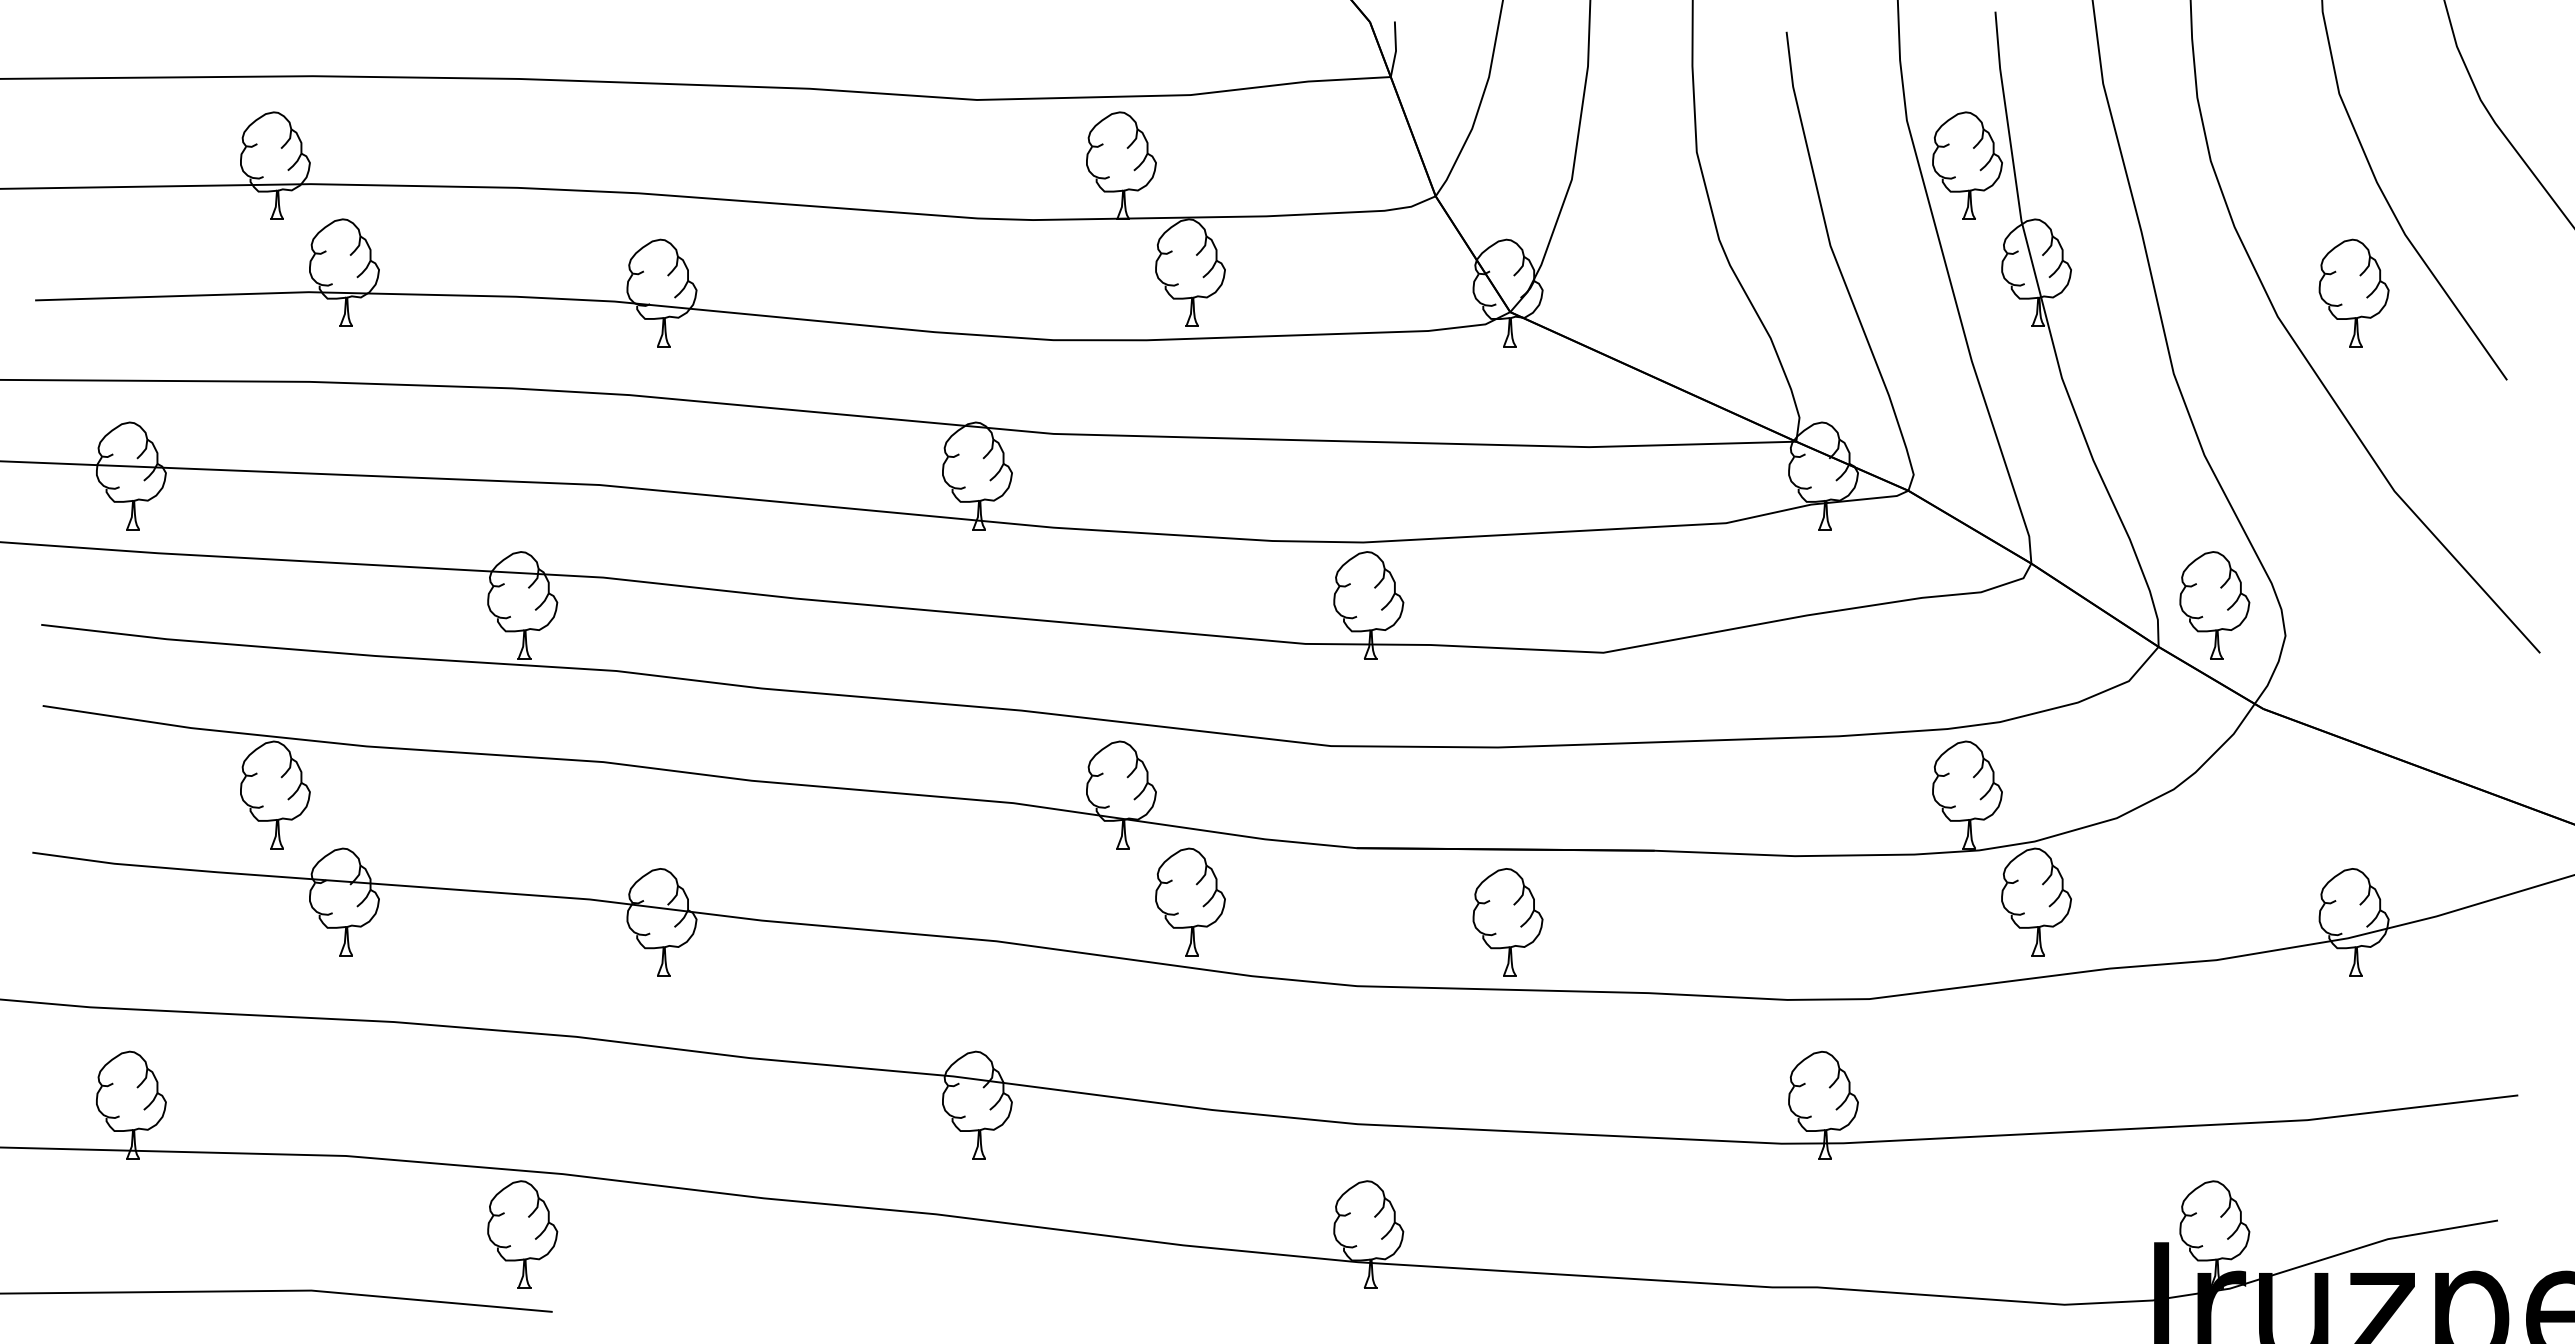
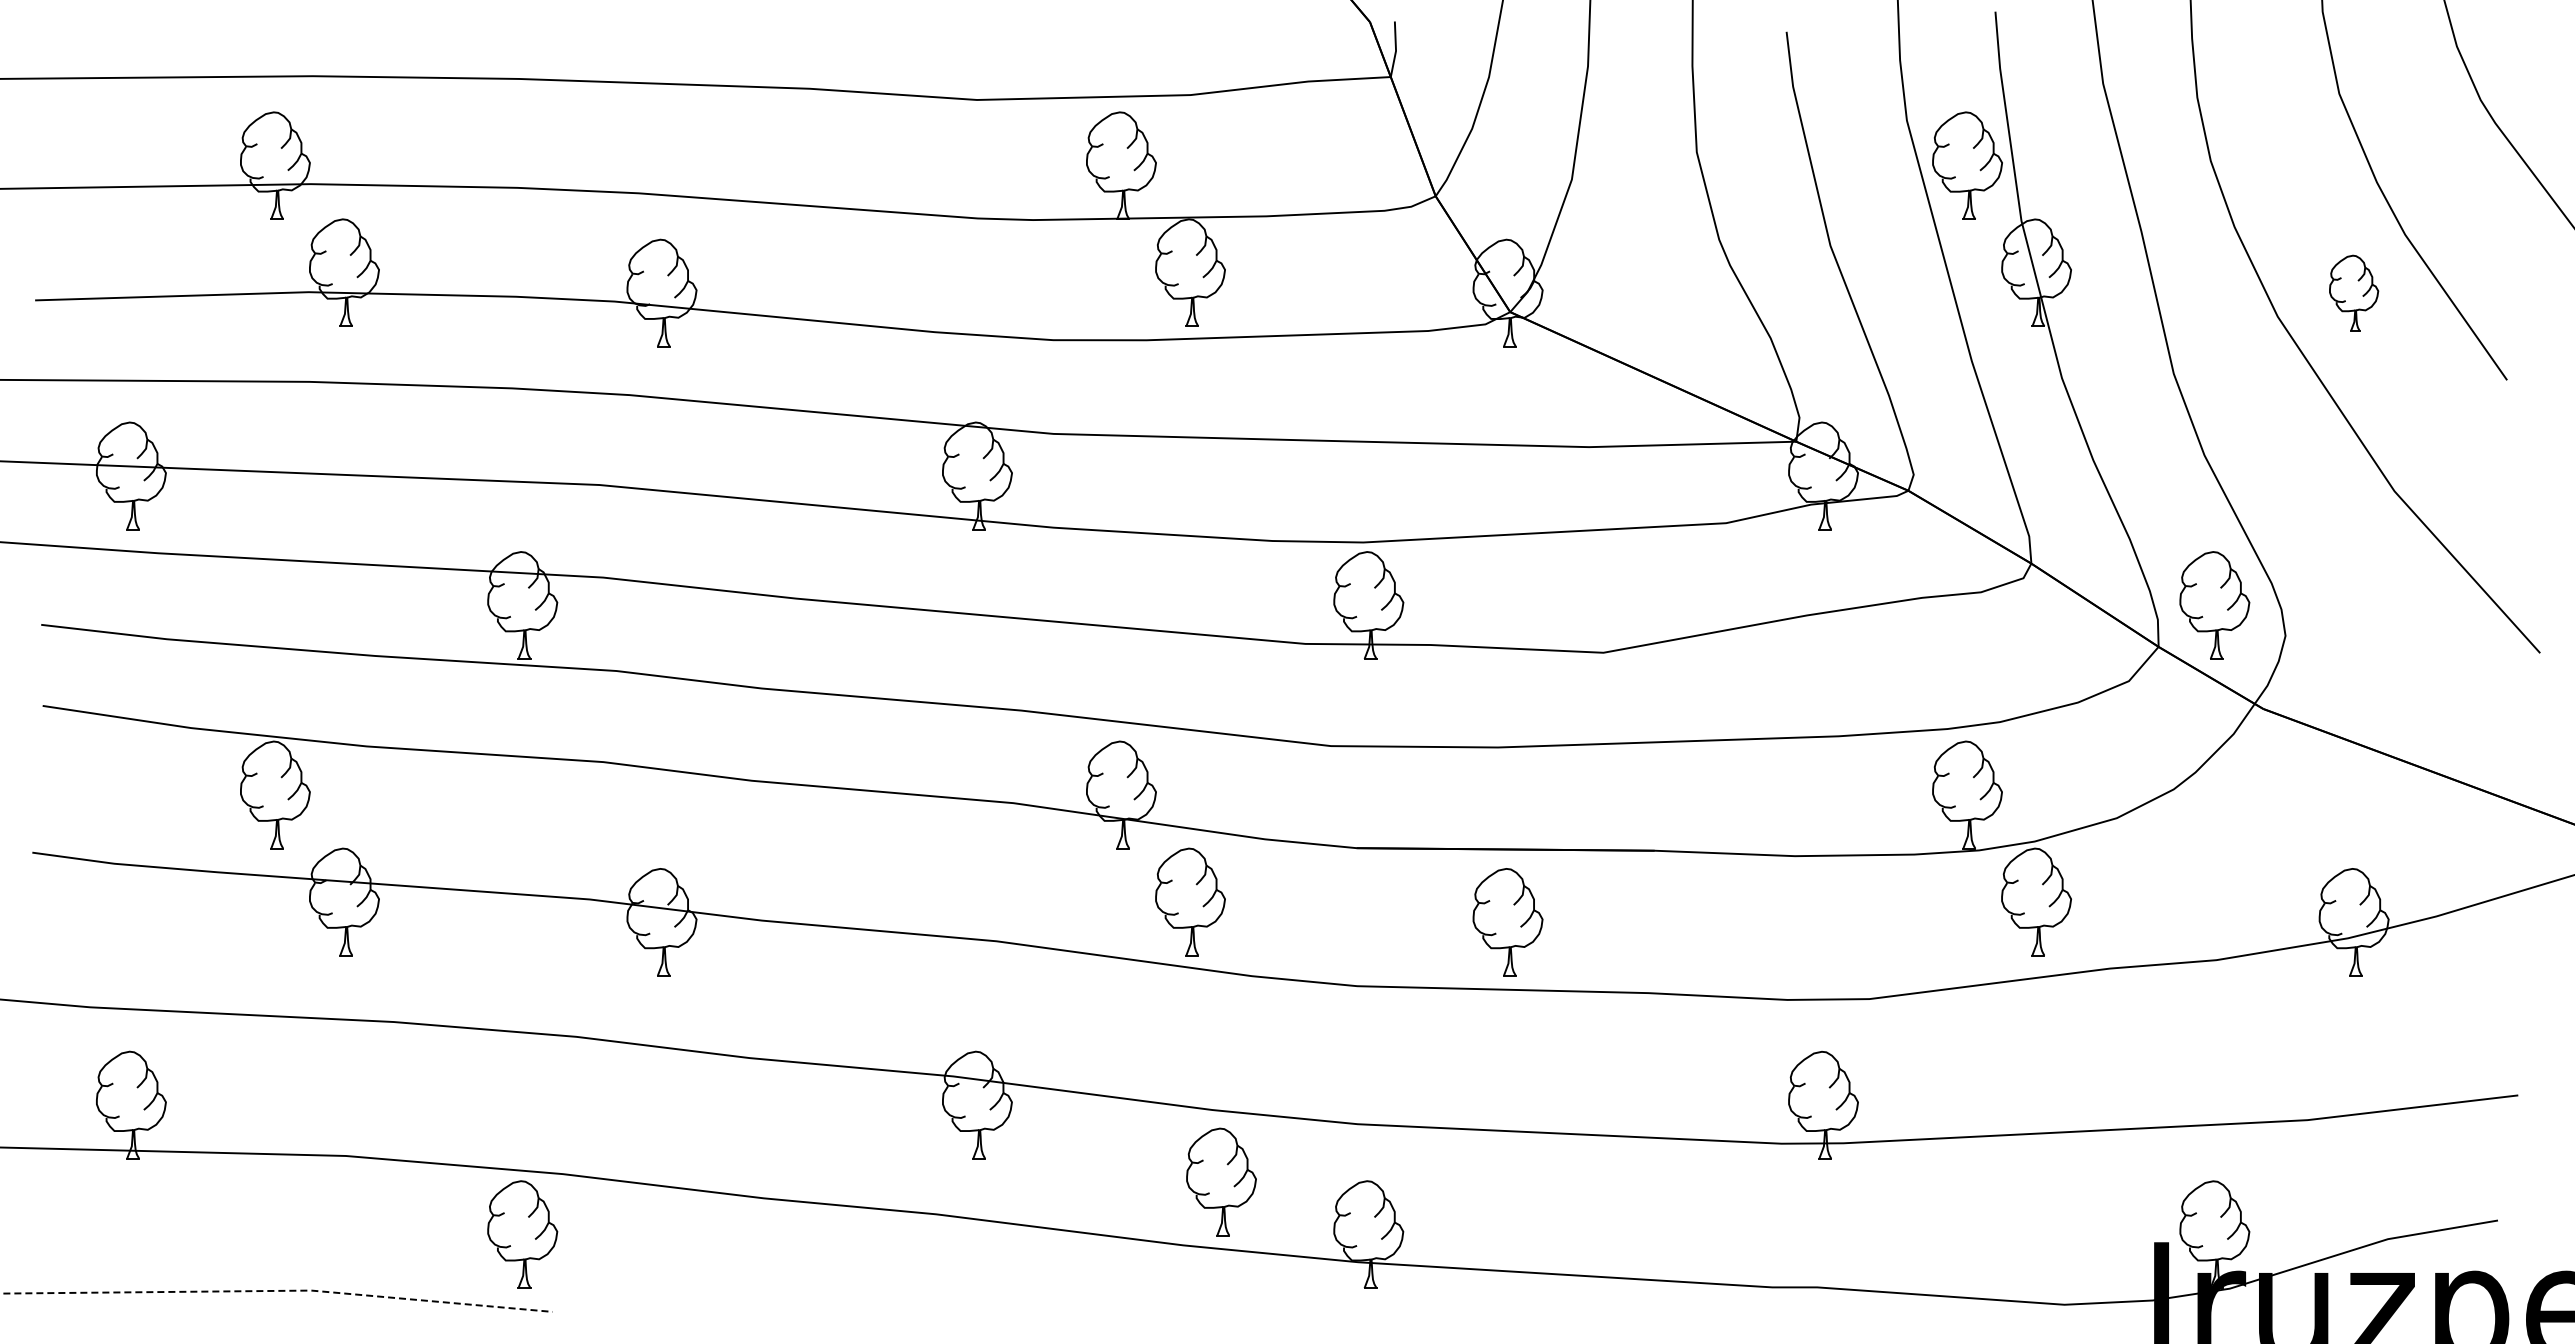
part size: 72x110 px -> 51x78 px (2354, 292)
part: none -> present (1221, 1181)
line: solid -> dashed (278, 1290)
